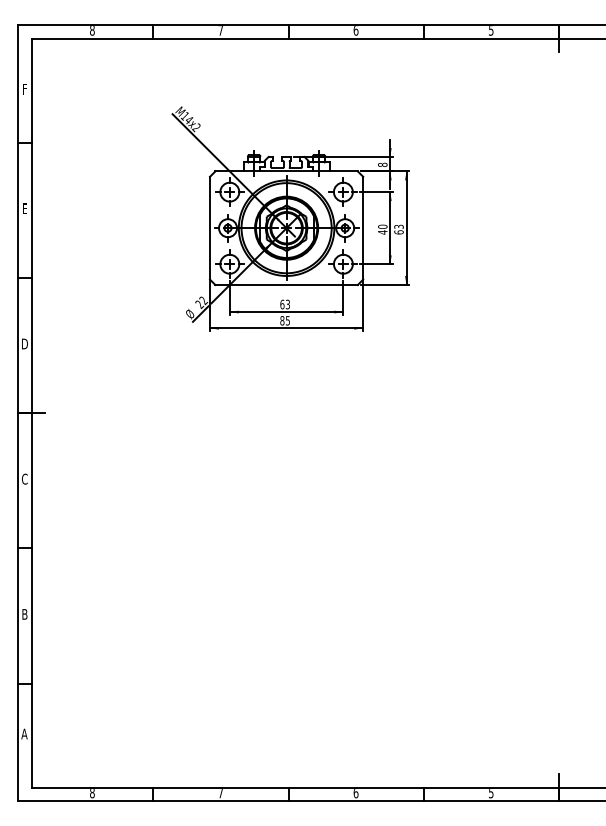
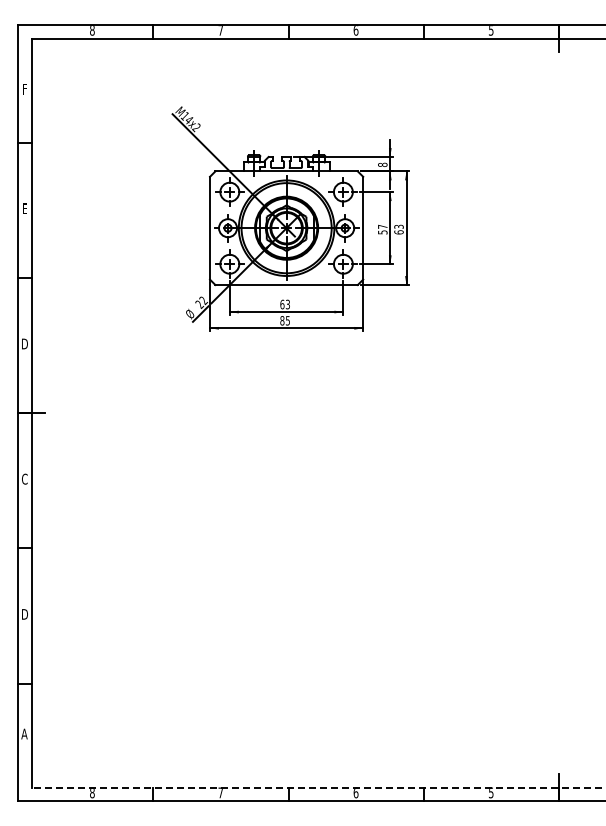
text: 40 -> 57 (382, 229)
text: B -> D (24, 614)
line: solid -> dashed (318, 787)
